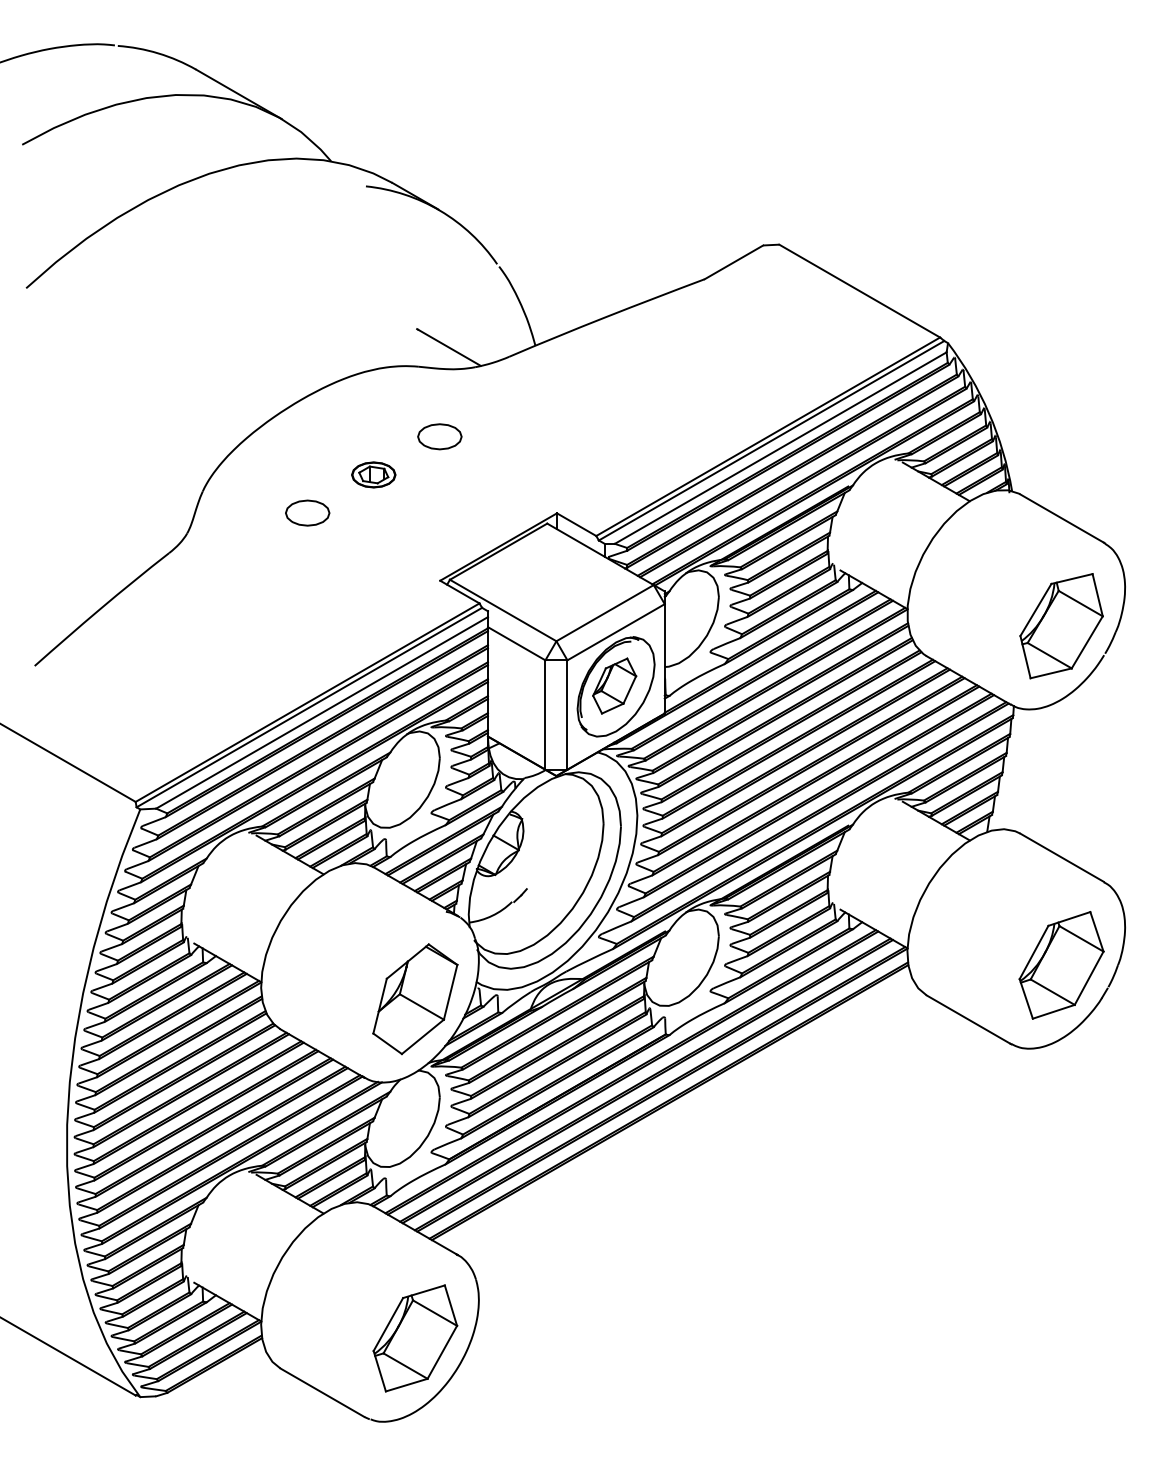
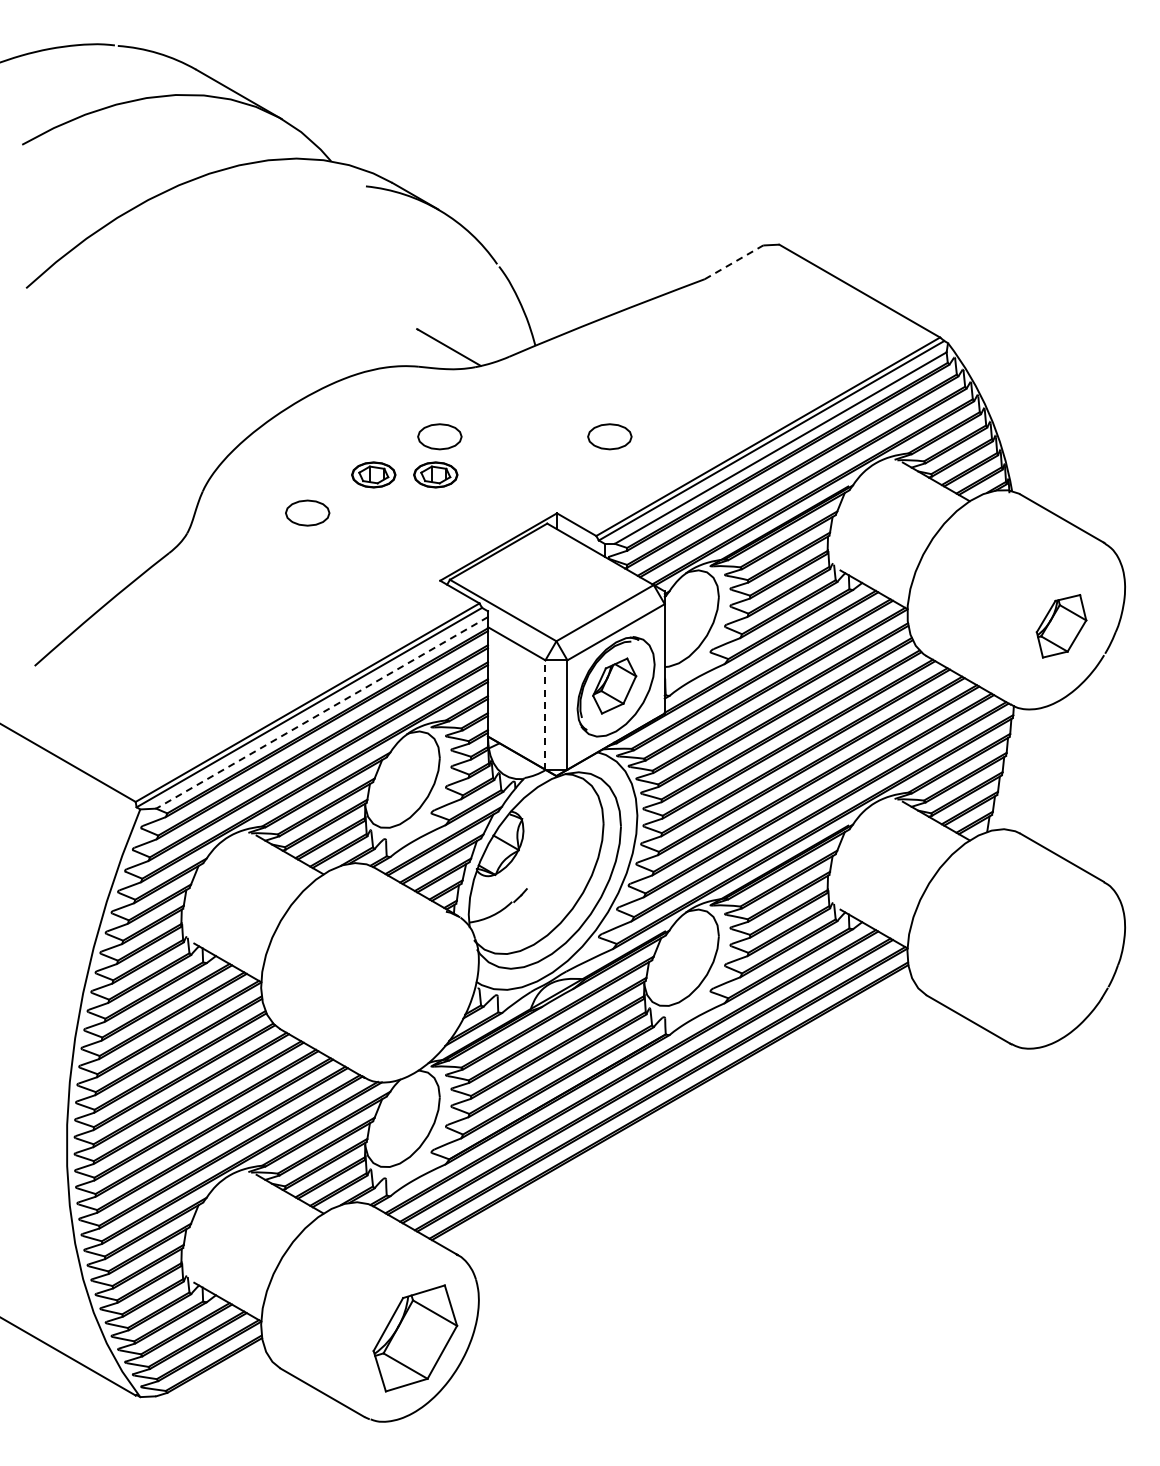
line: solid -> dashed (733, 262)
part: none -> present (609, 436)
part: none -> present (435, 474)
part size: 85x107 px -> 53x65 px (1061, 626)
line: solid -> dashed (322, 712)
line: solid -> dashed (545, 715)
part: present -> none (1061, 965)
part: present -> none (415, 999)
